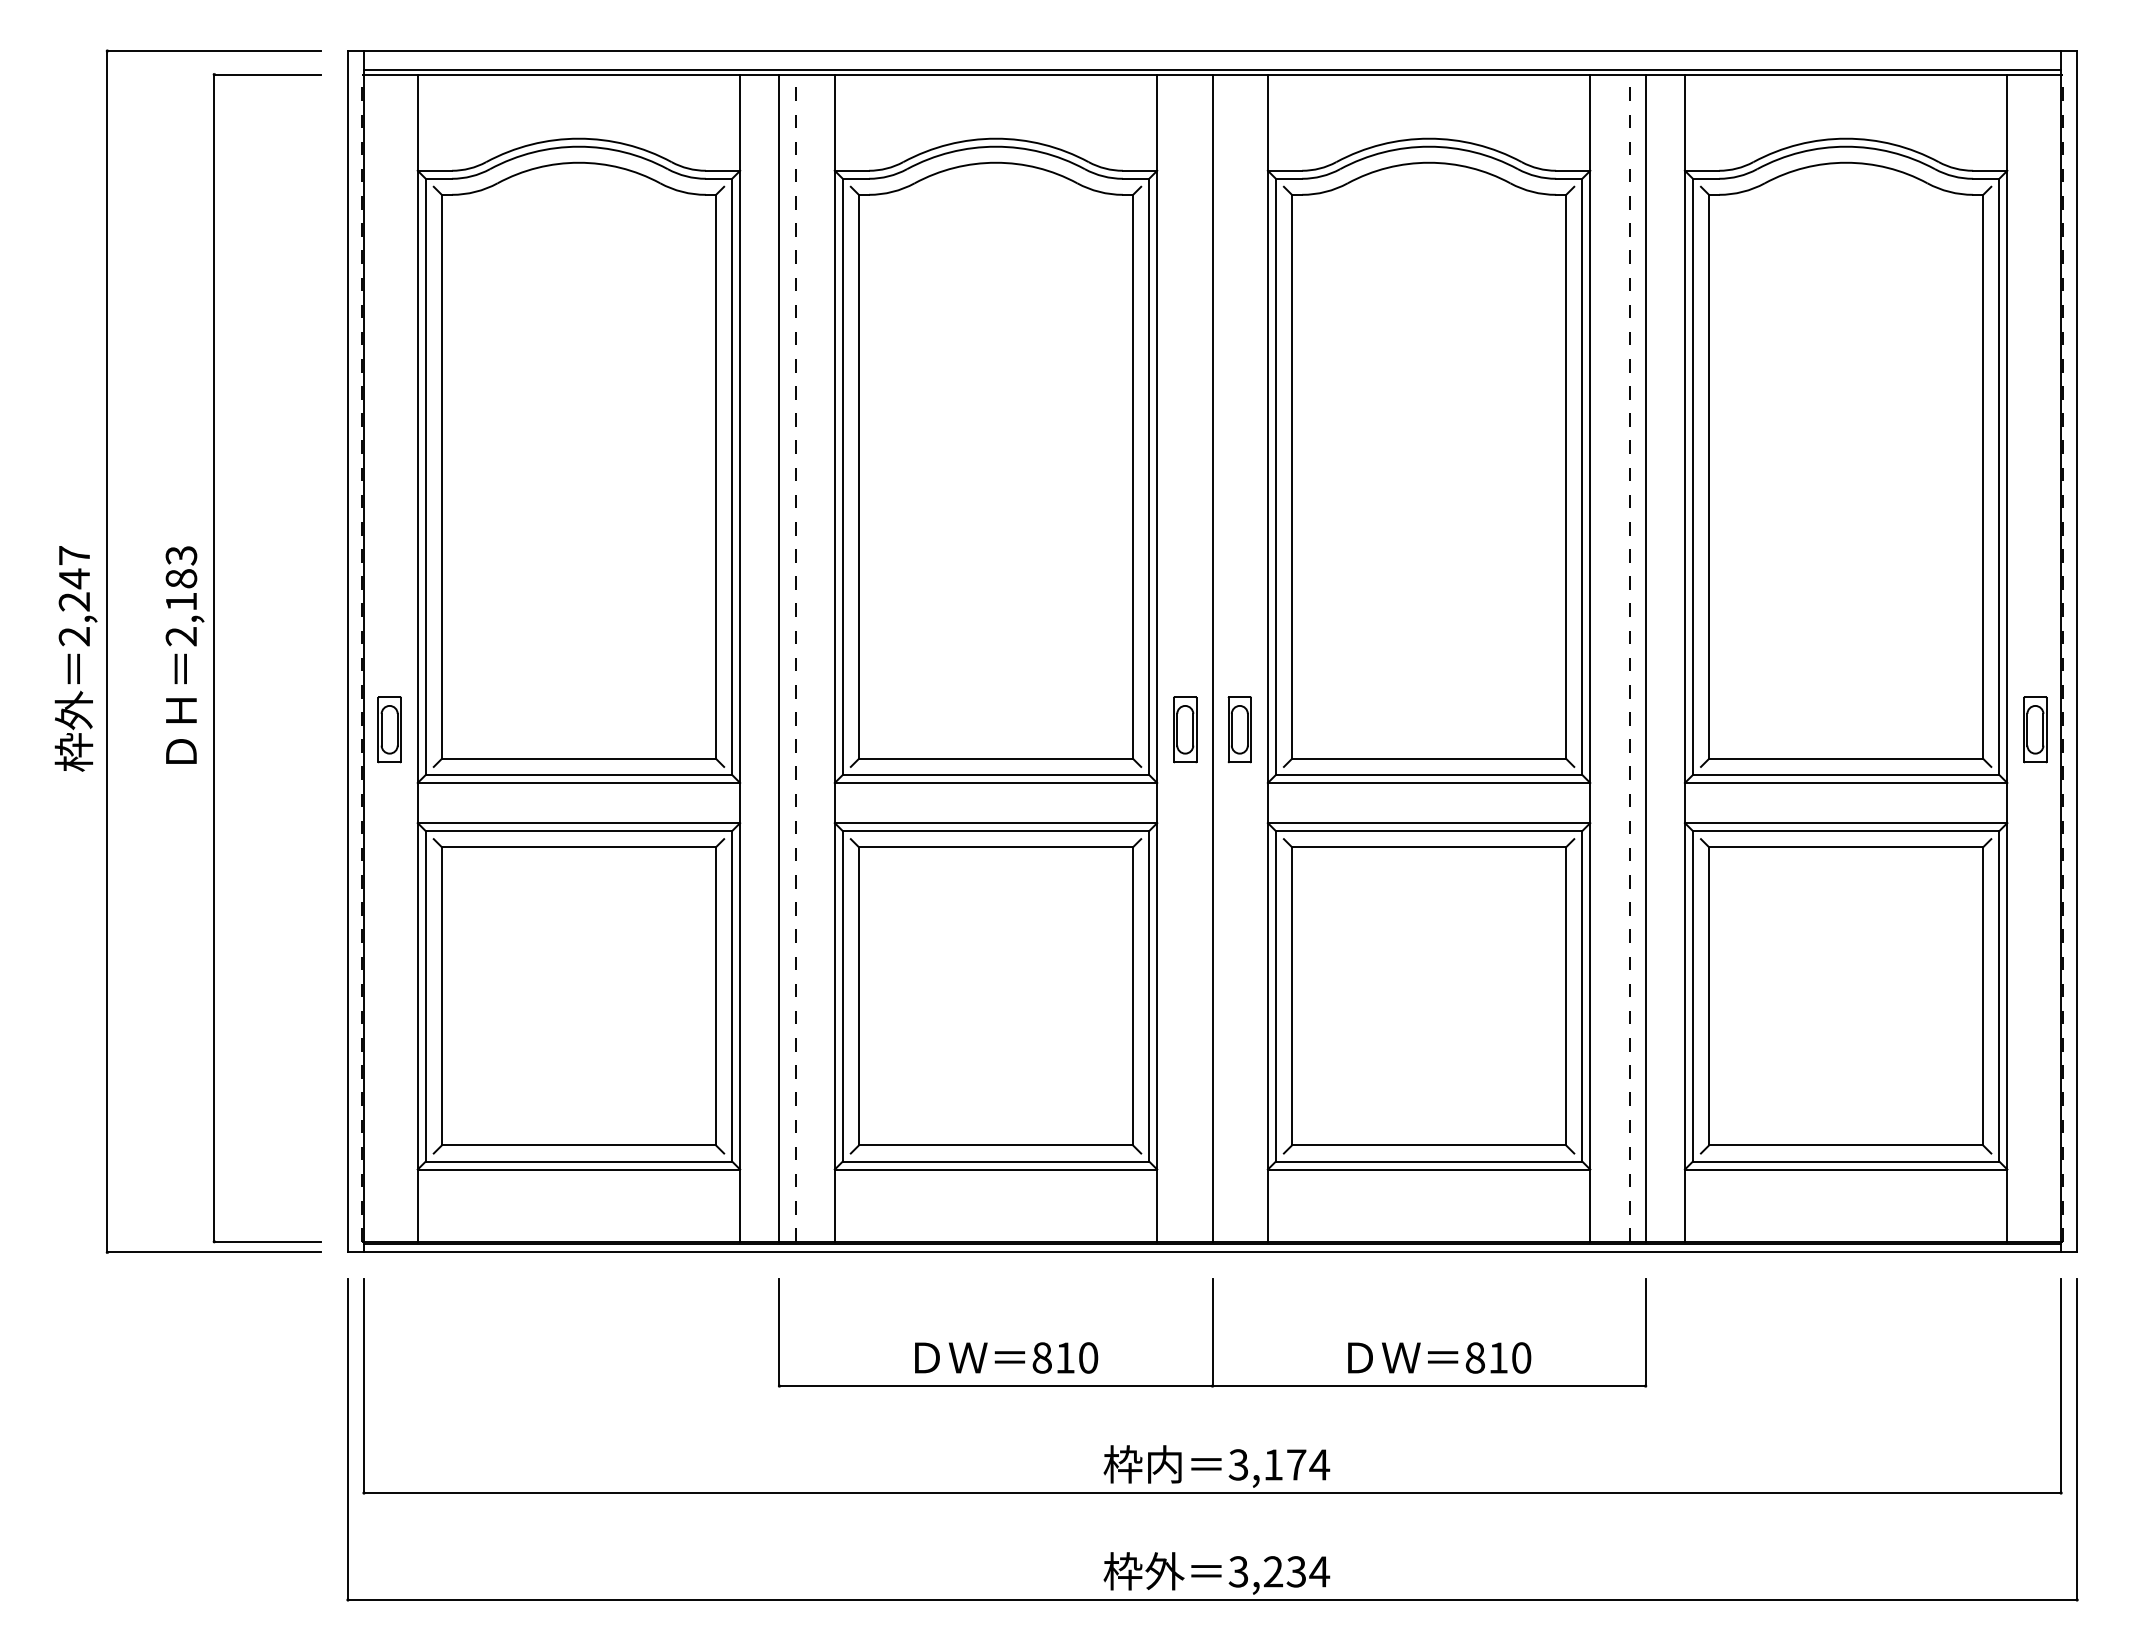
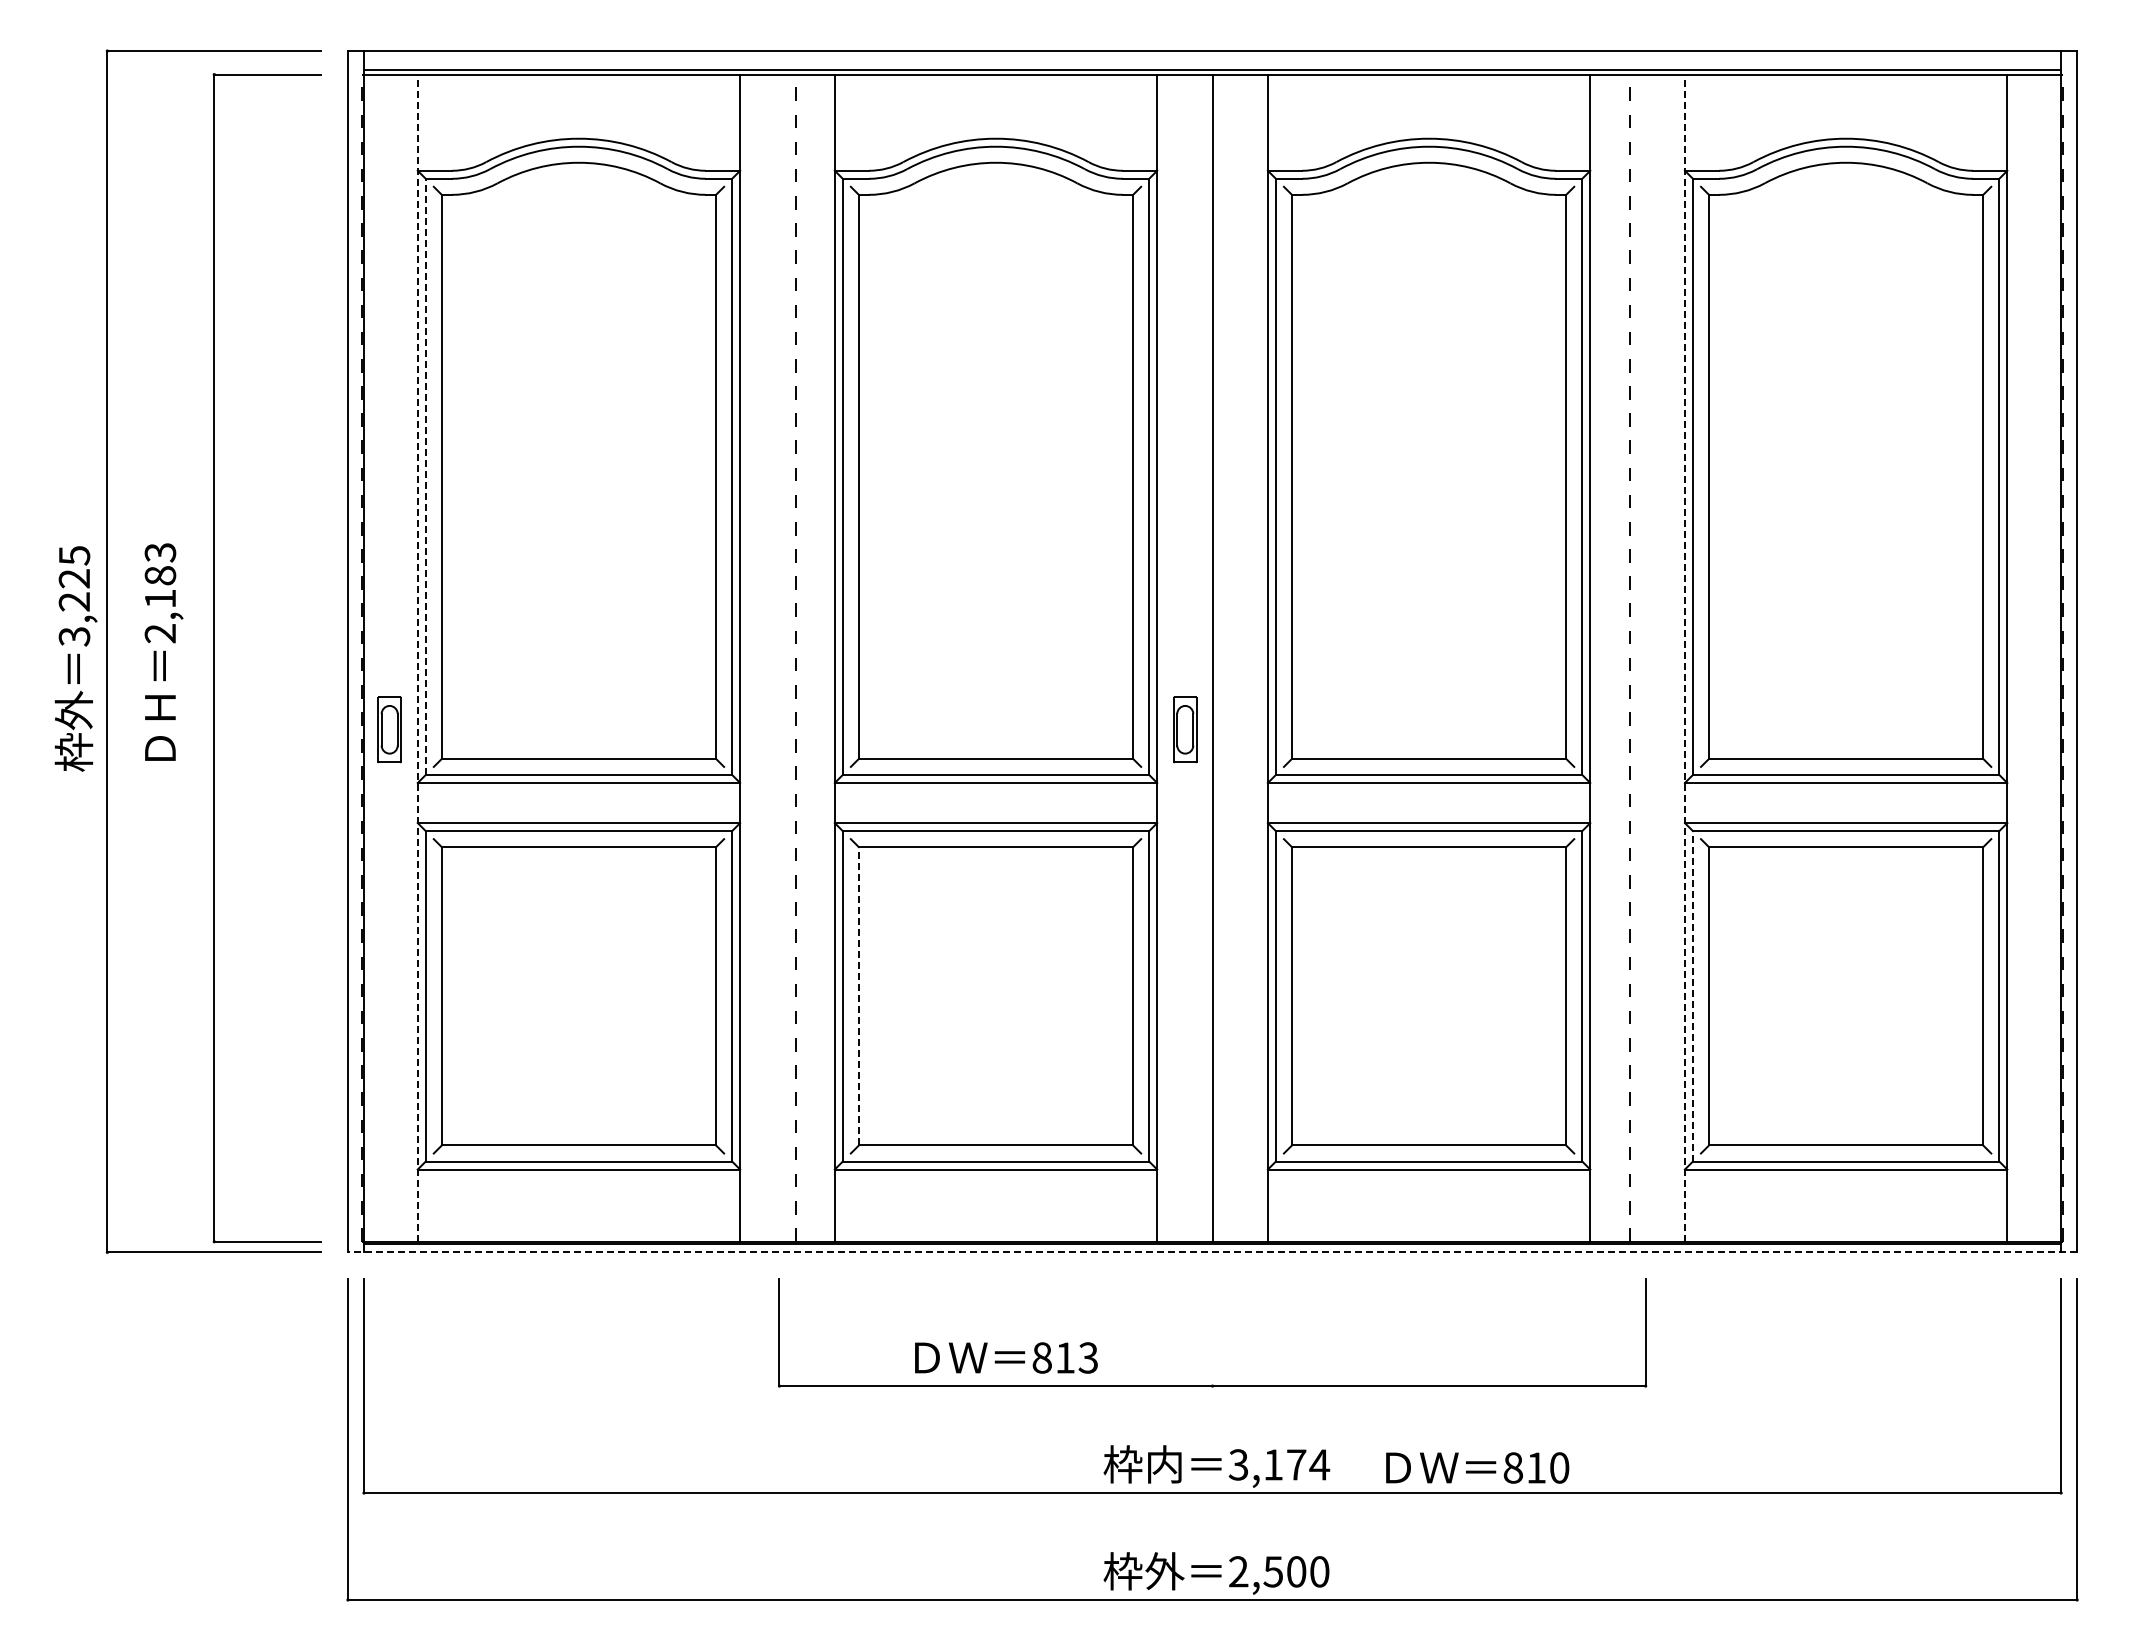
line: solid -> dashed (425, 476)
text: 2,247 -> 3,225 (74, 596)
text position: (184, 654) -> (163, 651) (163, 651)
line: present -> none (779, 657)
line: present -> none (1645, 657)
line: solid -> dashed (417, 658)
line: solid -> dashed (1684, 658)
part: present -> none (1239, 729)
part: present -> none (2035, 729)
line: solid -> dashed (858, 995)
line: solid -> dashed (1692, 995)
line: solid -> dashed (1212, 1252)
line: present -> none (1212, 1332)
text: 810 -> 813 (1088, 1357)
text position: (1439, 1357) -> (1477, 1467) (1477, 1467)
text: 3,234 -> 2,500 (1279, 1571)
